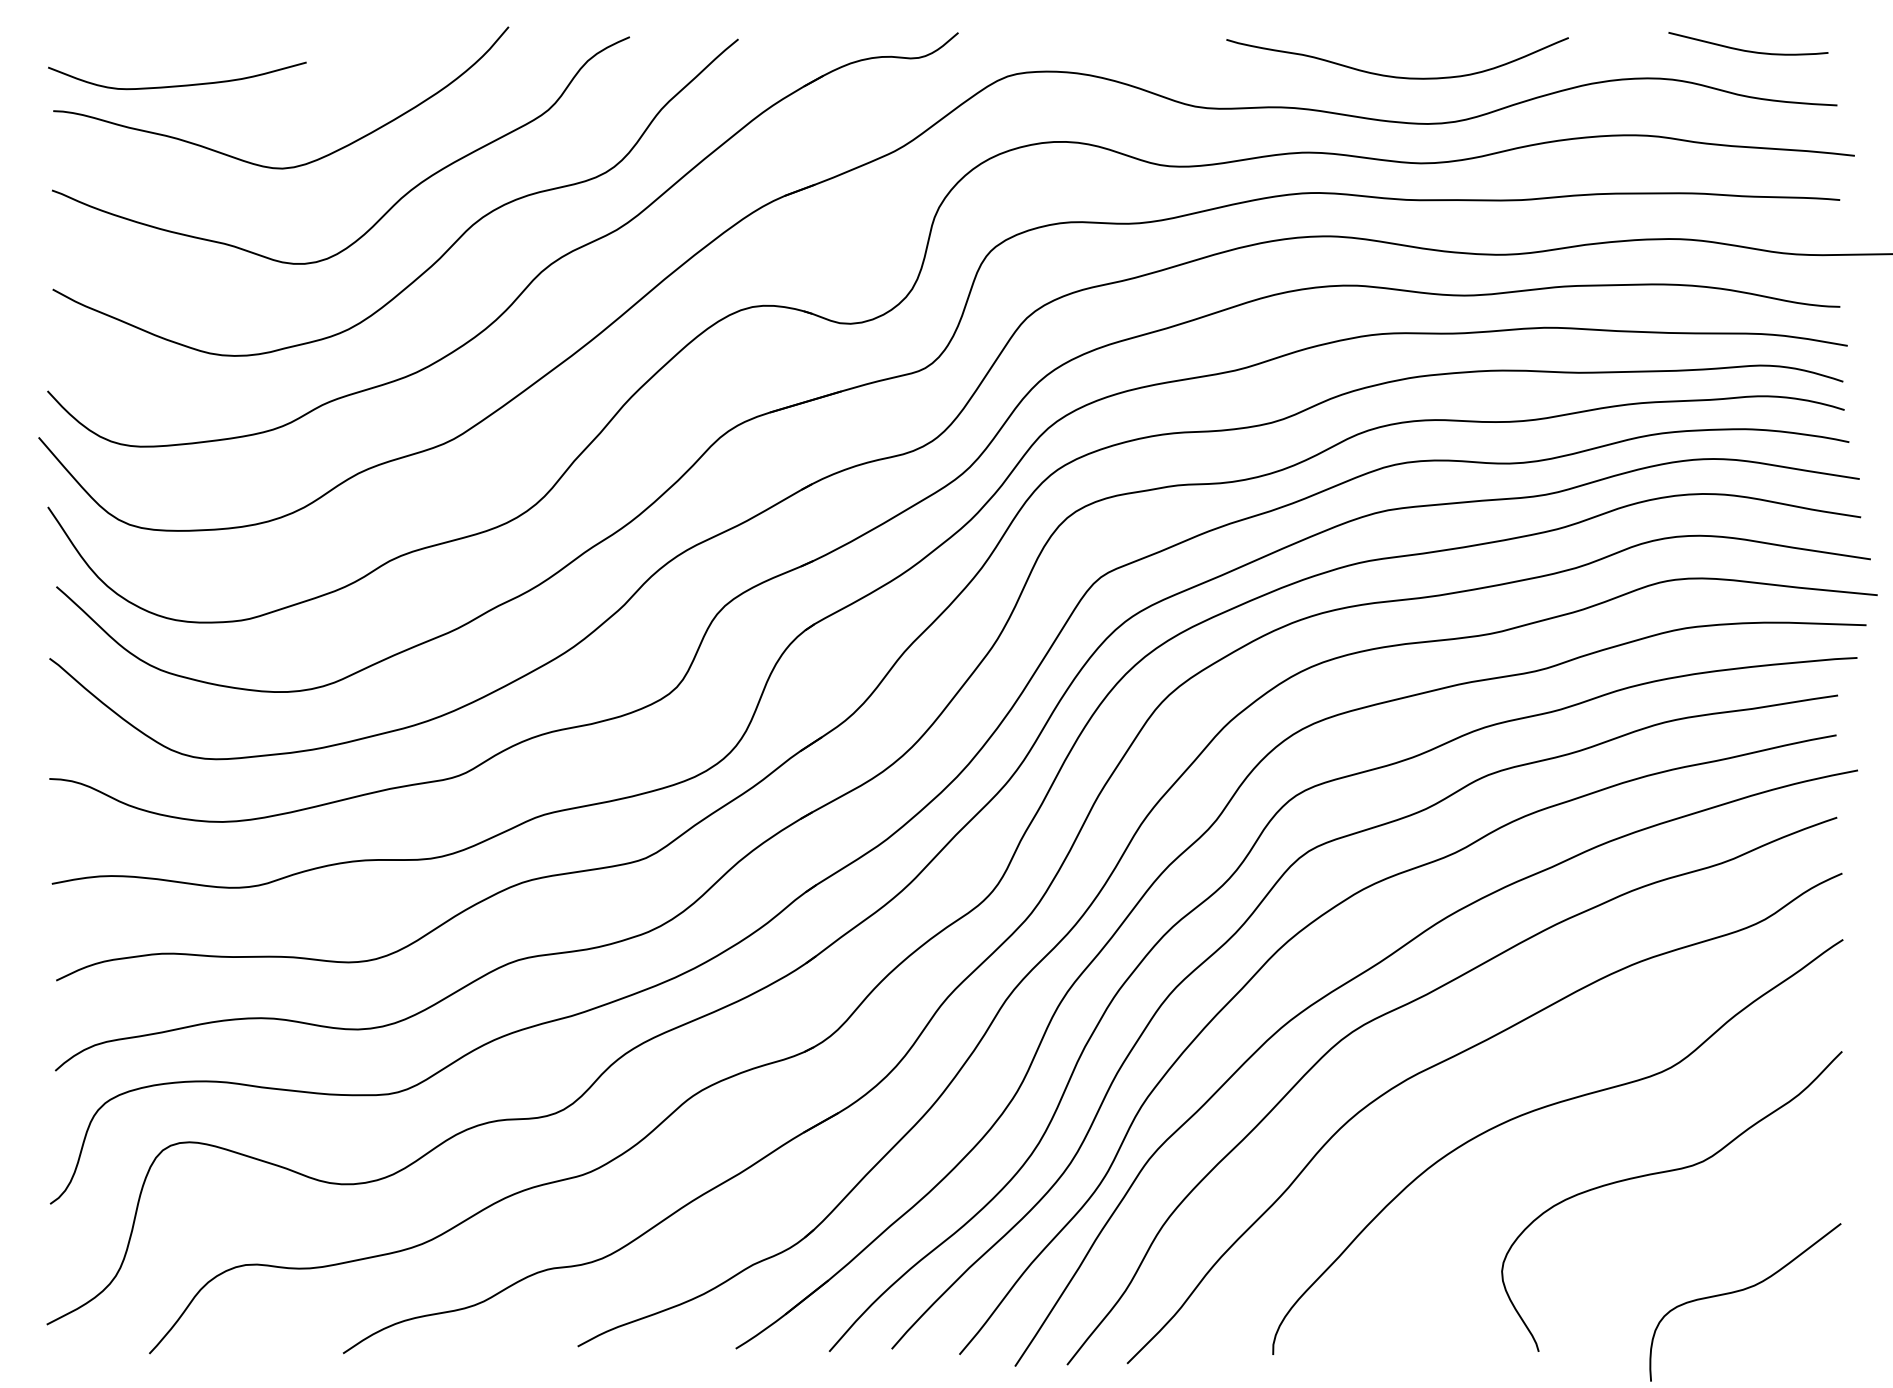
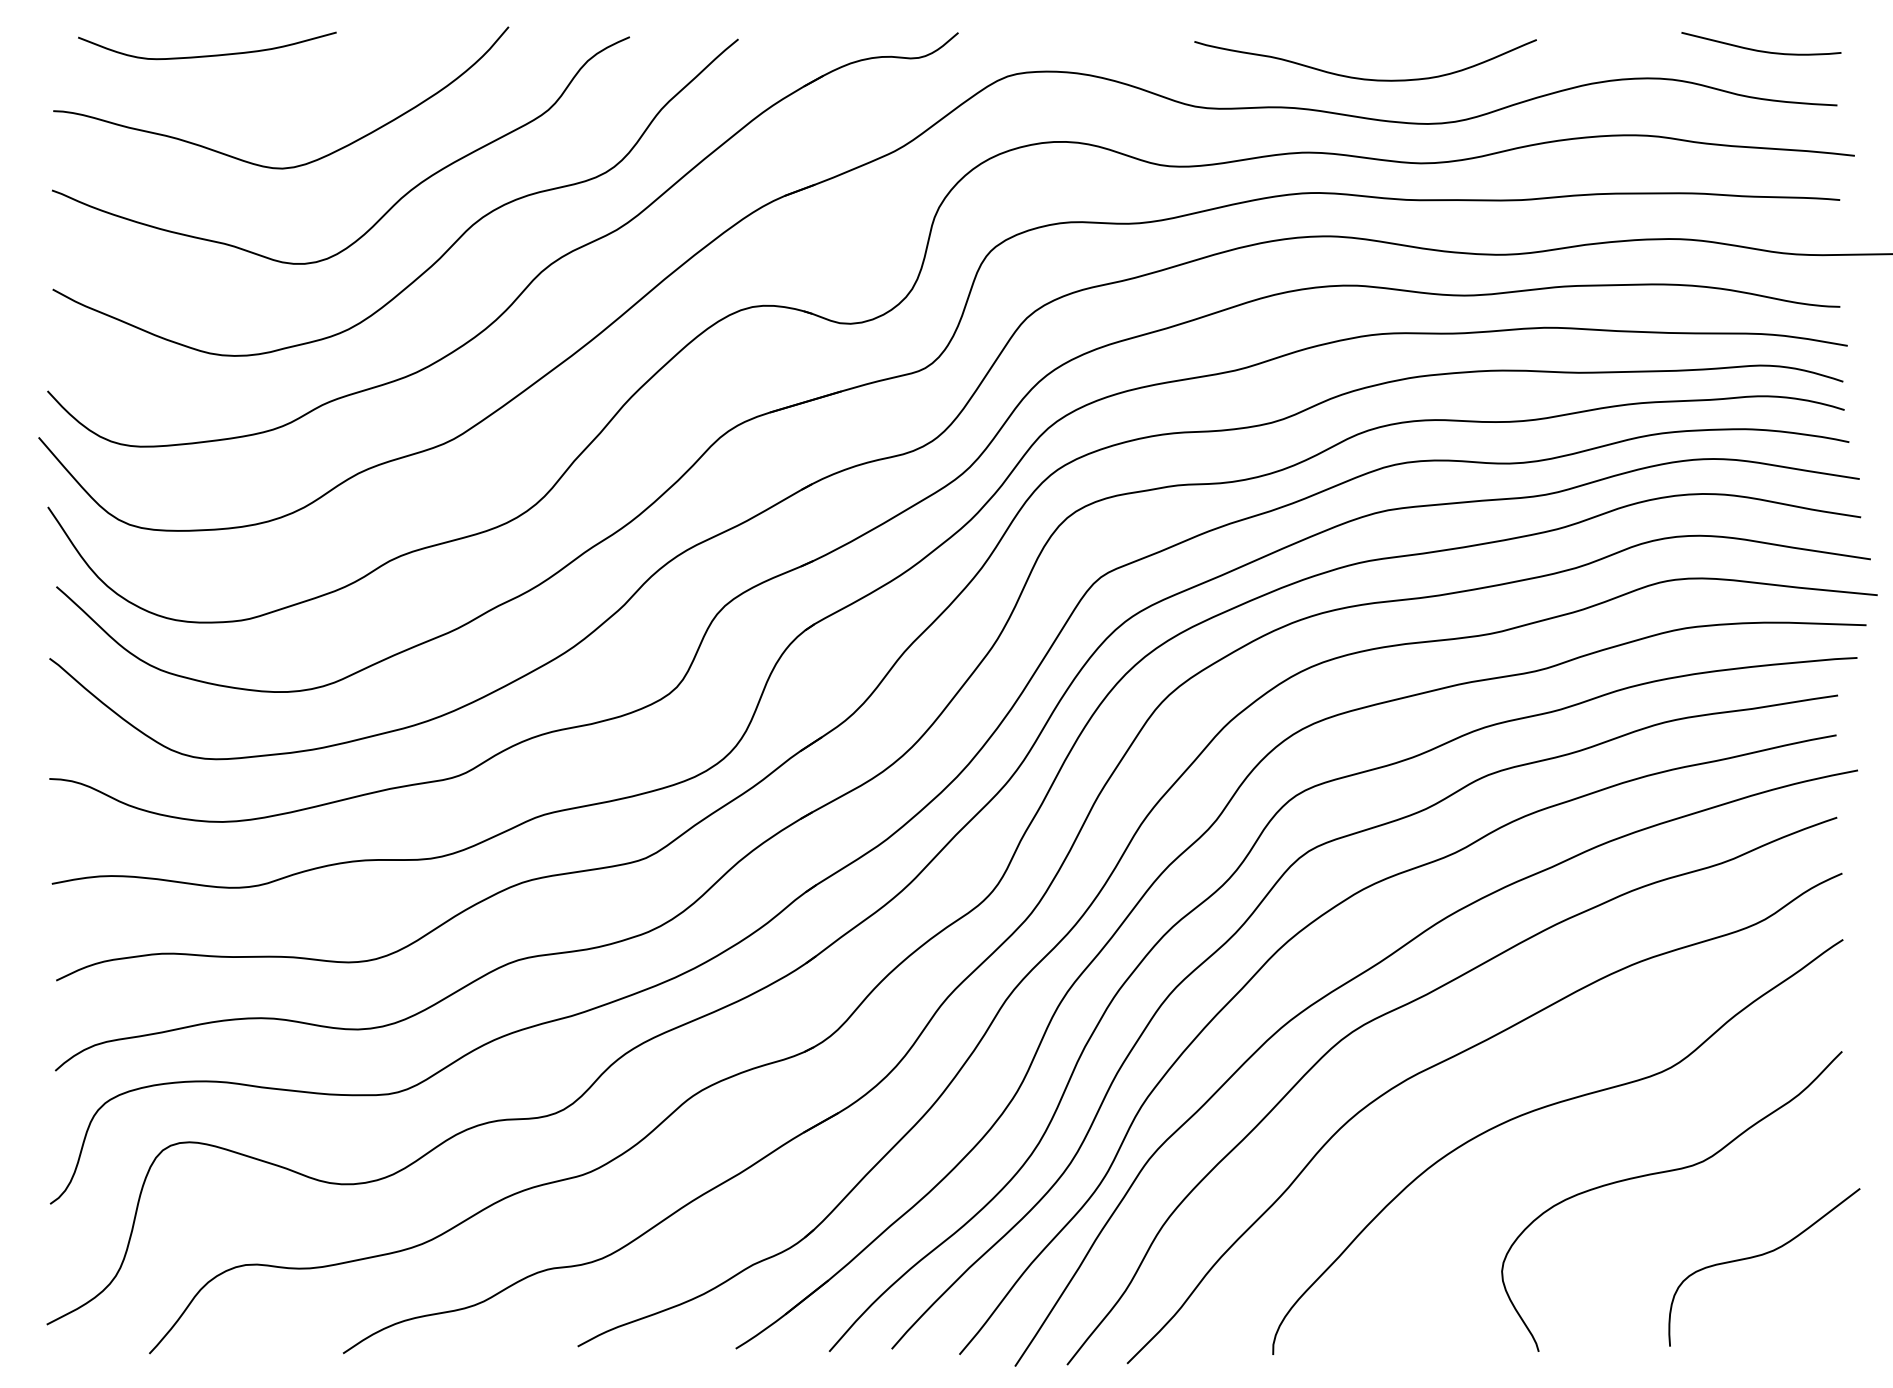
curve position: (1748, 50) -> (1761, 50) (1761, 50)
curve position: (1397, 76) -> (1365, 78) (1365, 78)
curve position: (177, 85) -> (207, 55) (207, 55)
curve position: (1741, 1291) -> (1760, 1256) (1760, 1256)
